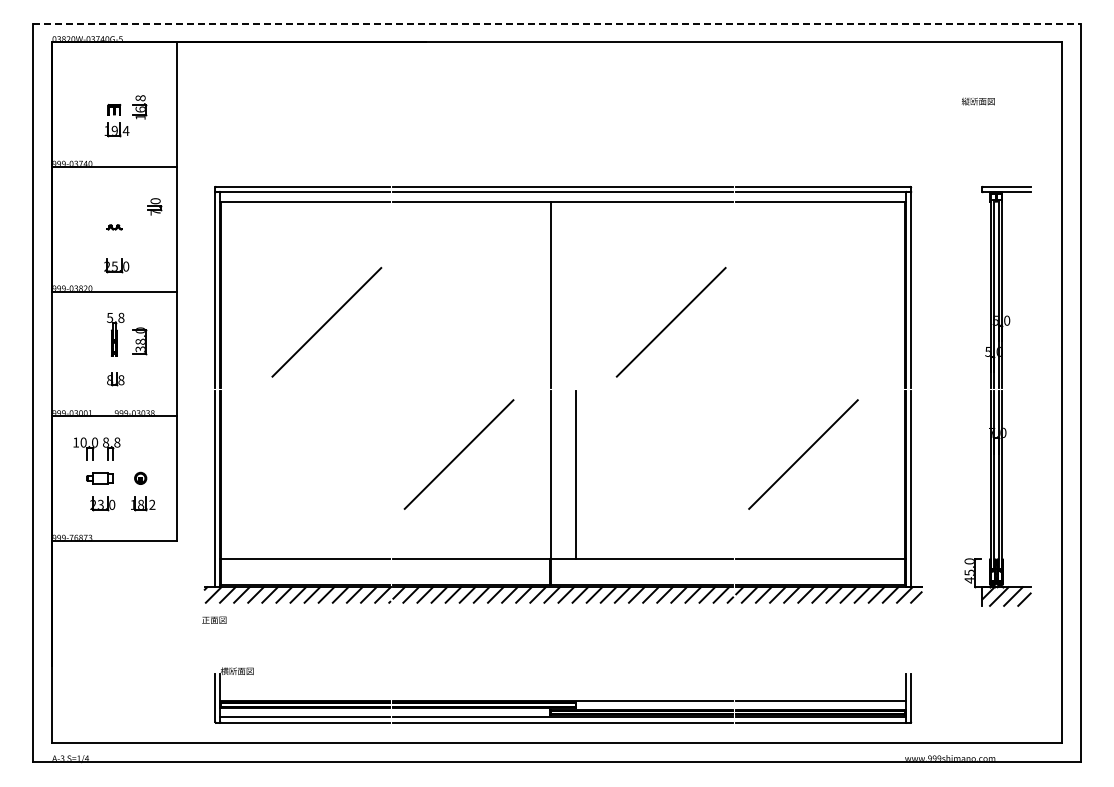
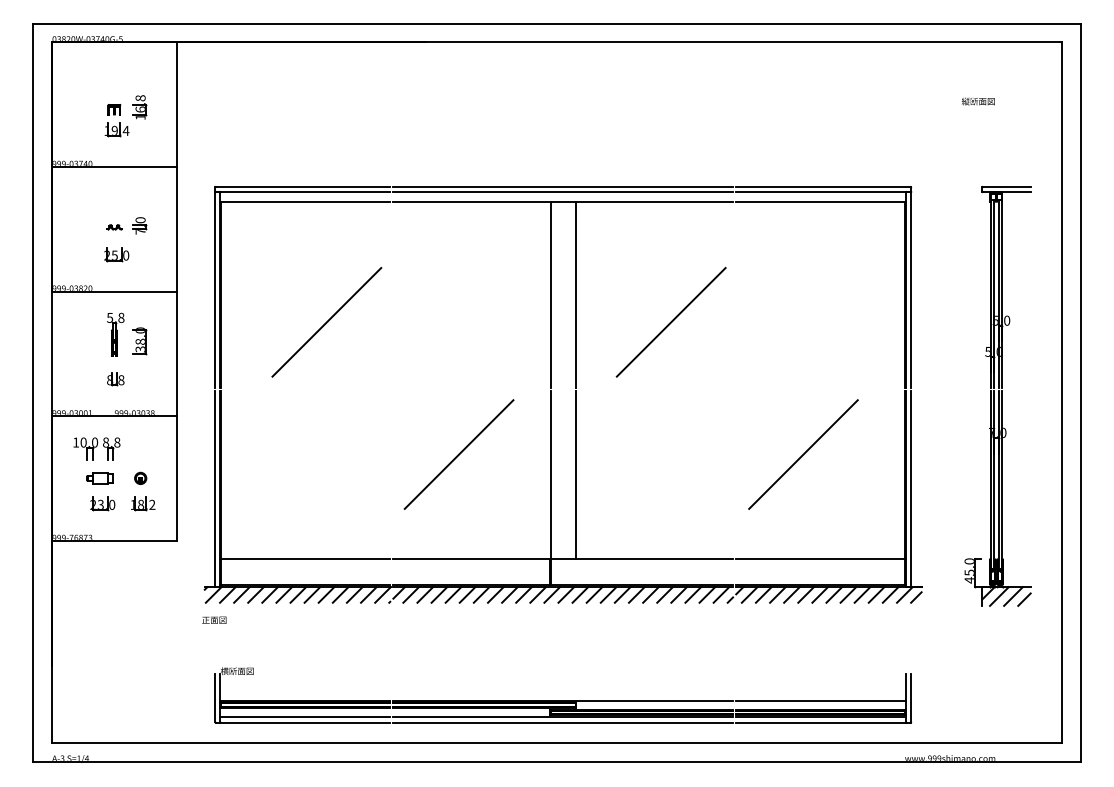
line: dashed -> solid (557, 23)
part position: (154, 206) -> (139, 225) (139, 225)
part position: (116, 265) -> (116, 254) (116, 254)
line: none -> present (575, 295)
